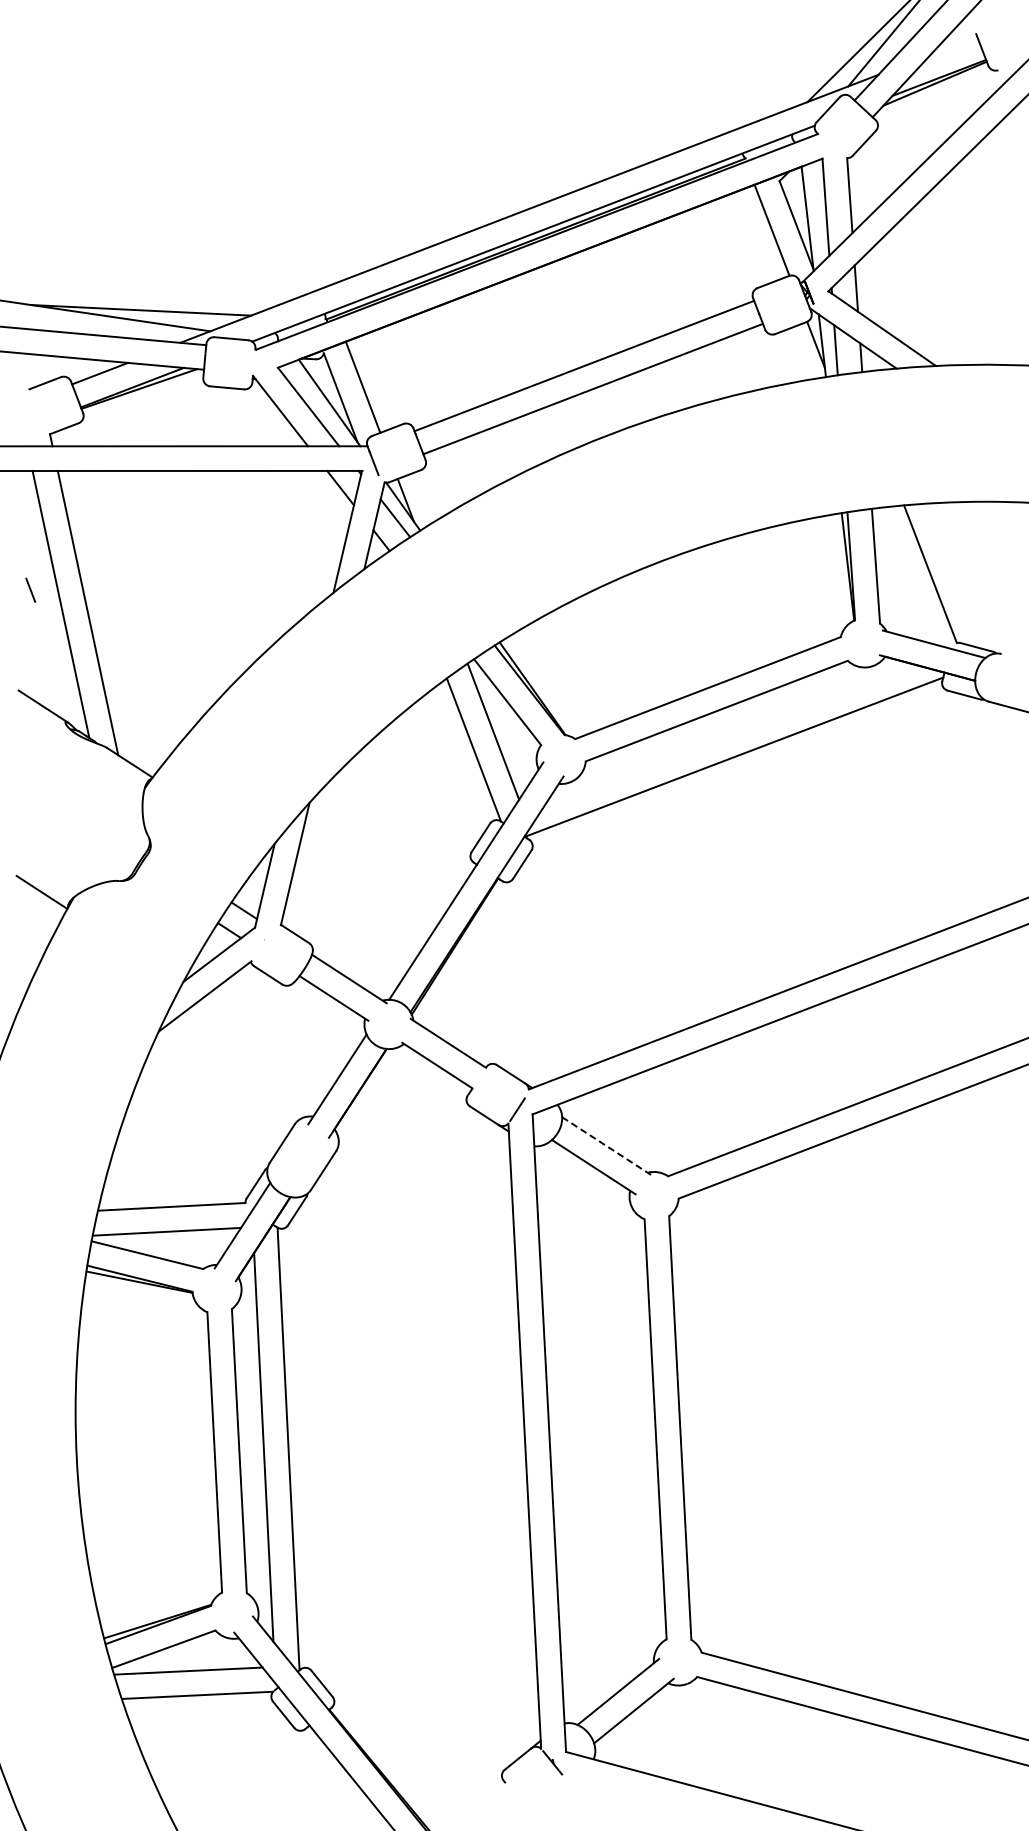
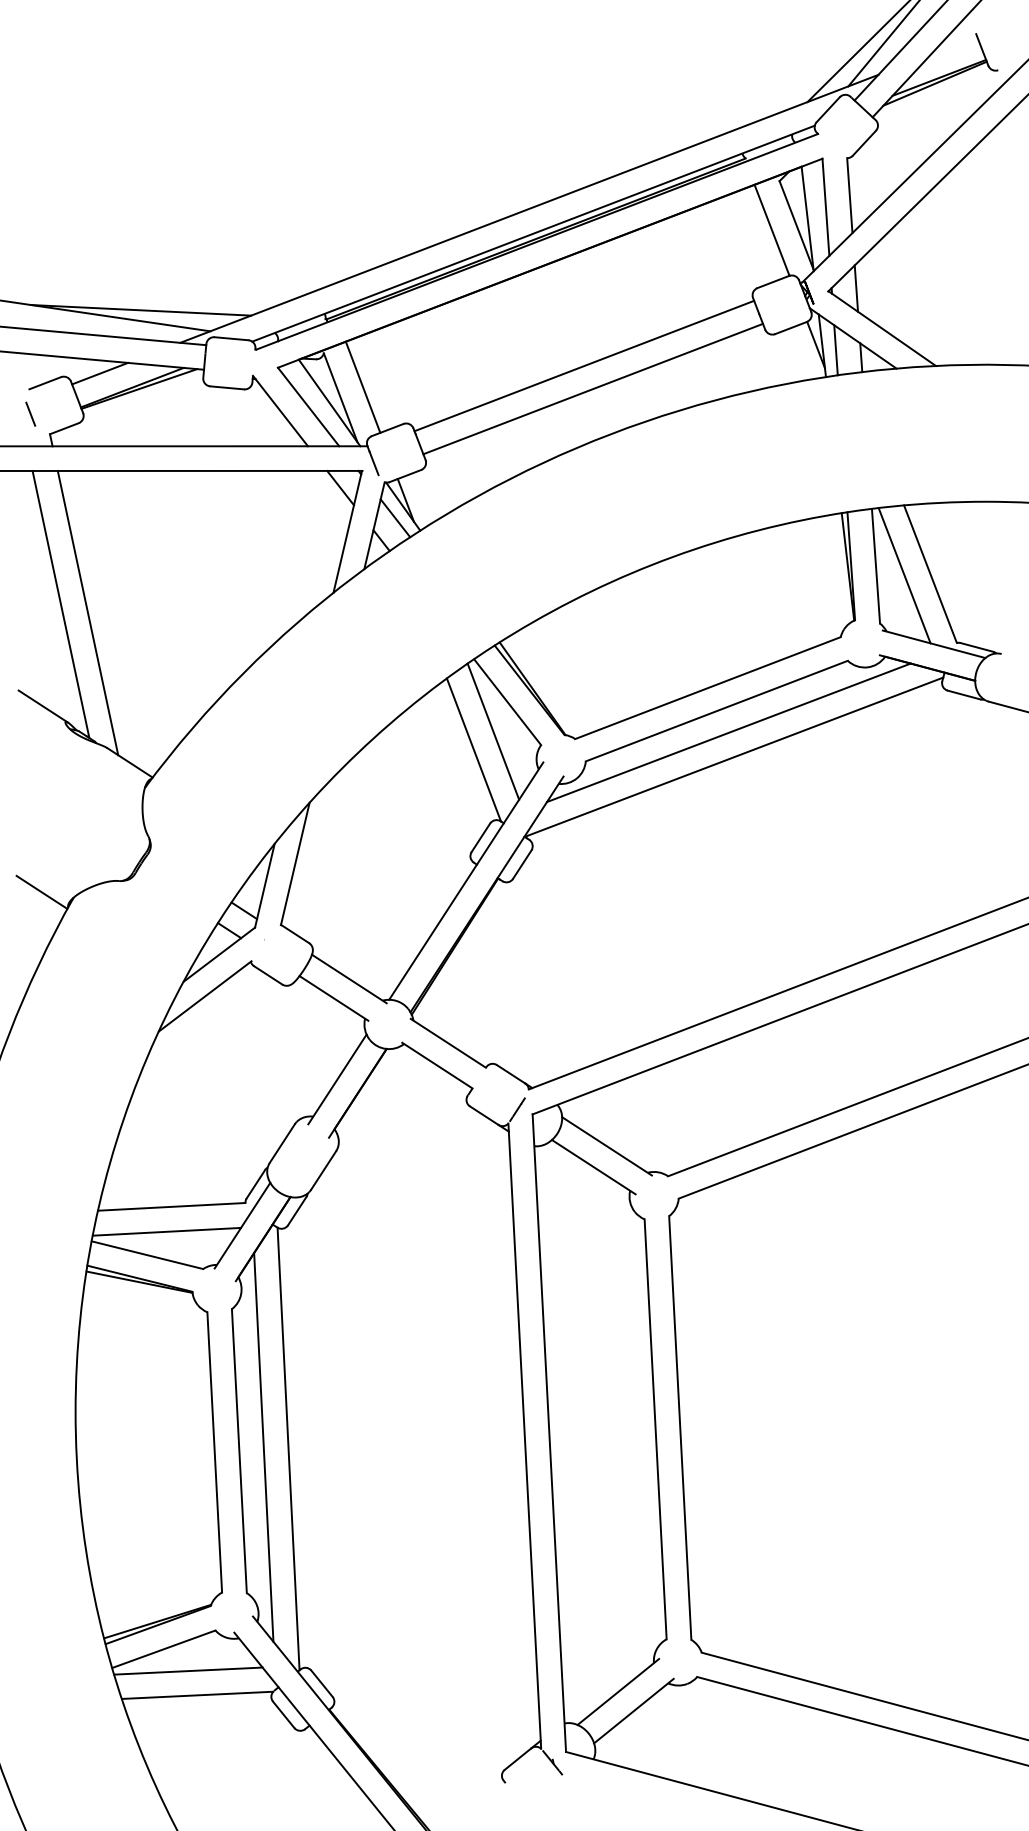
line: none -> present (904, 575)
line position: (30, 589) -> (30, 413) (30, 413)
line: none -> present (728, 732)
line: dashed -> solid (607, 1146)
